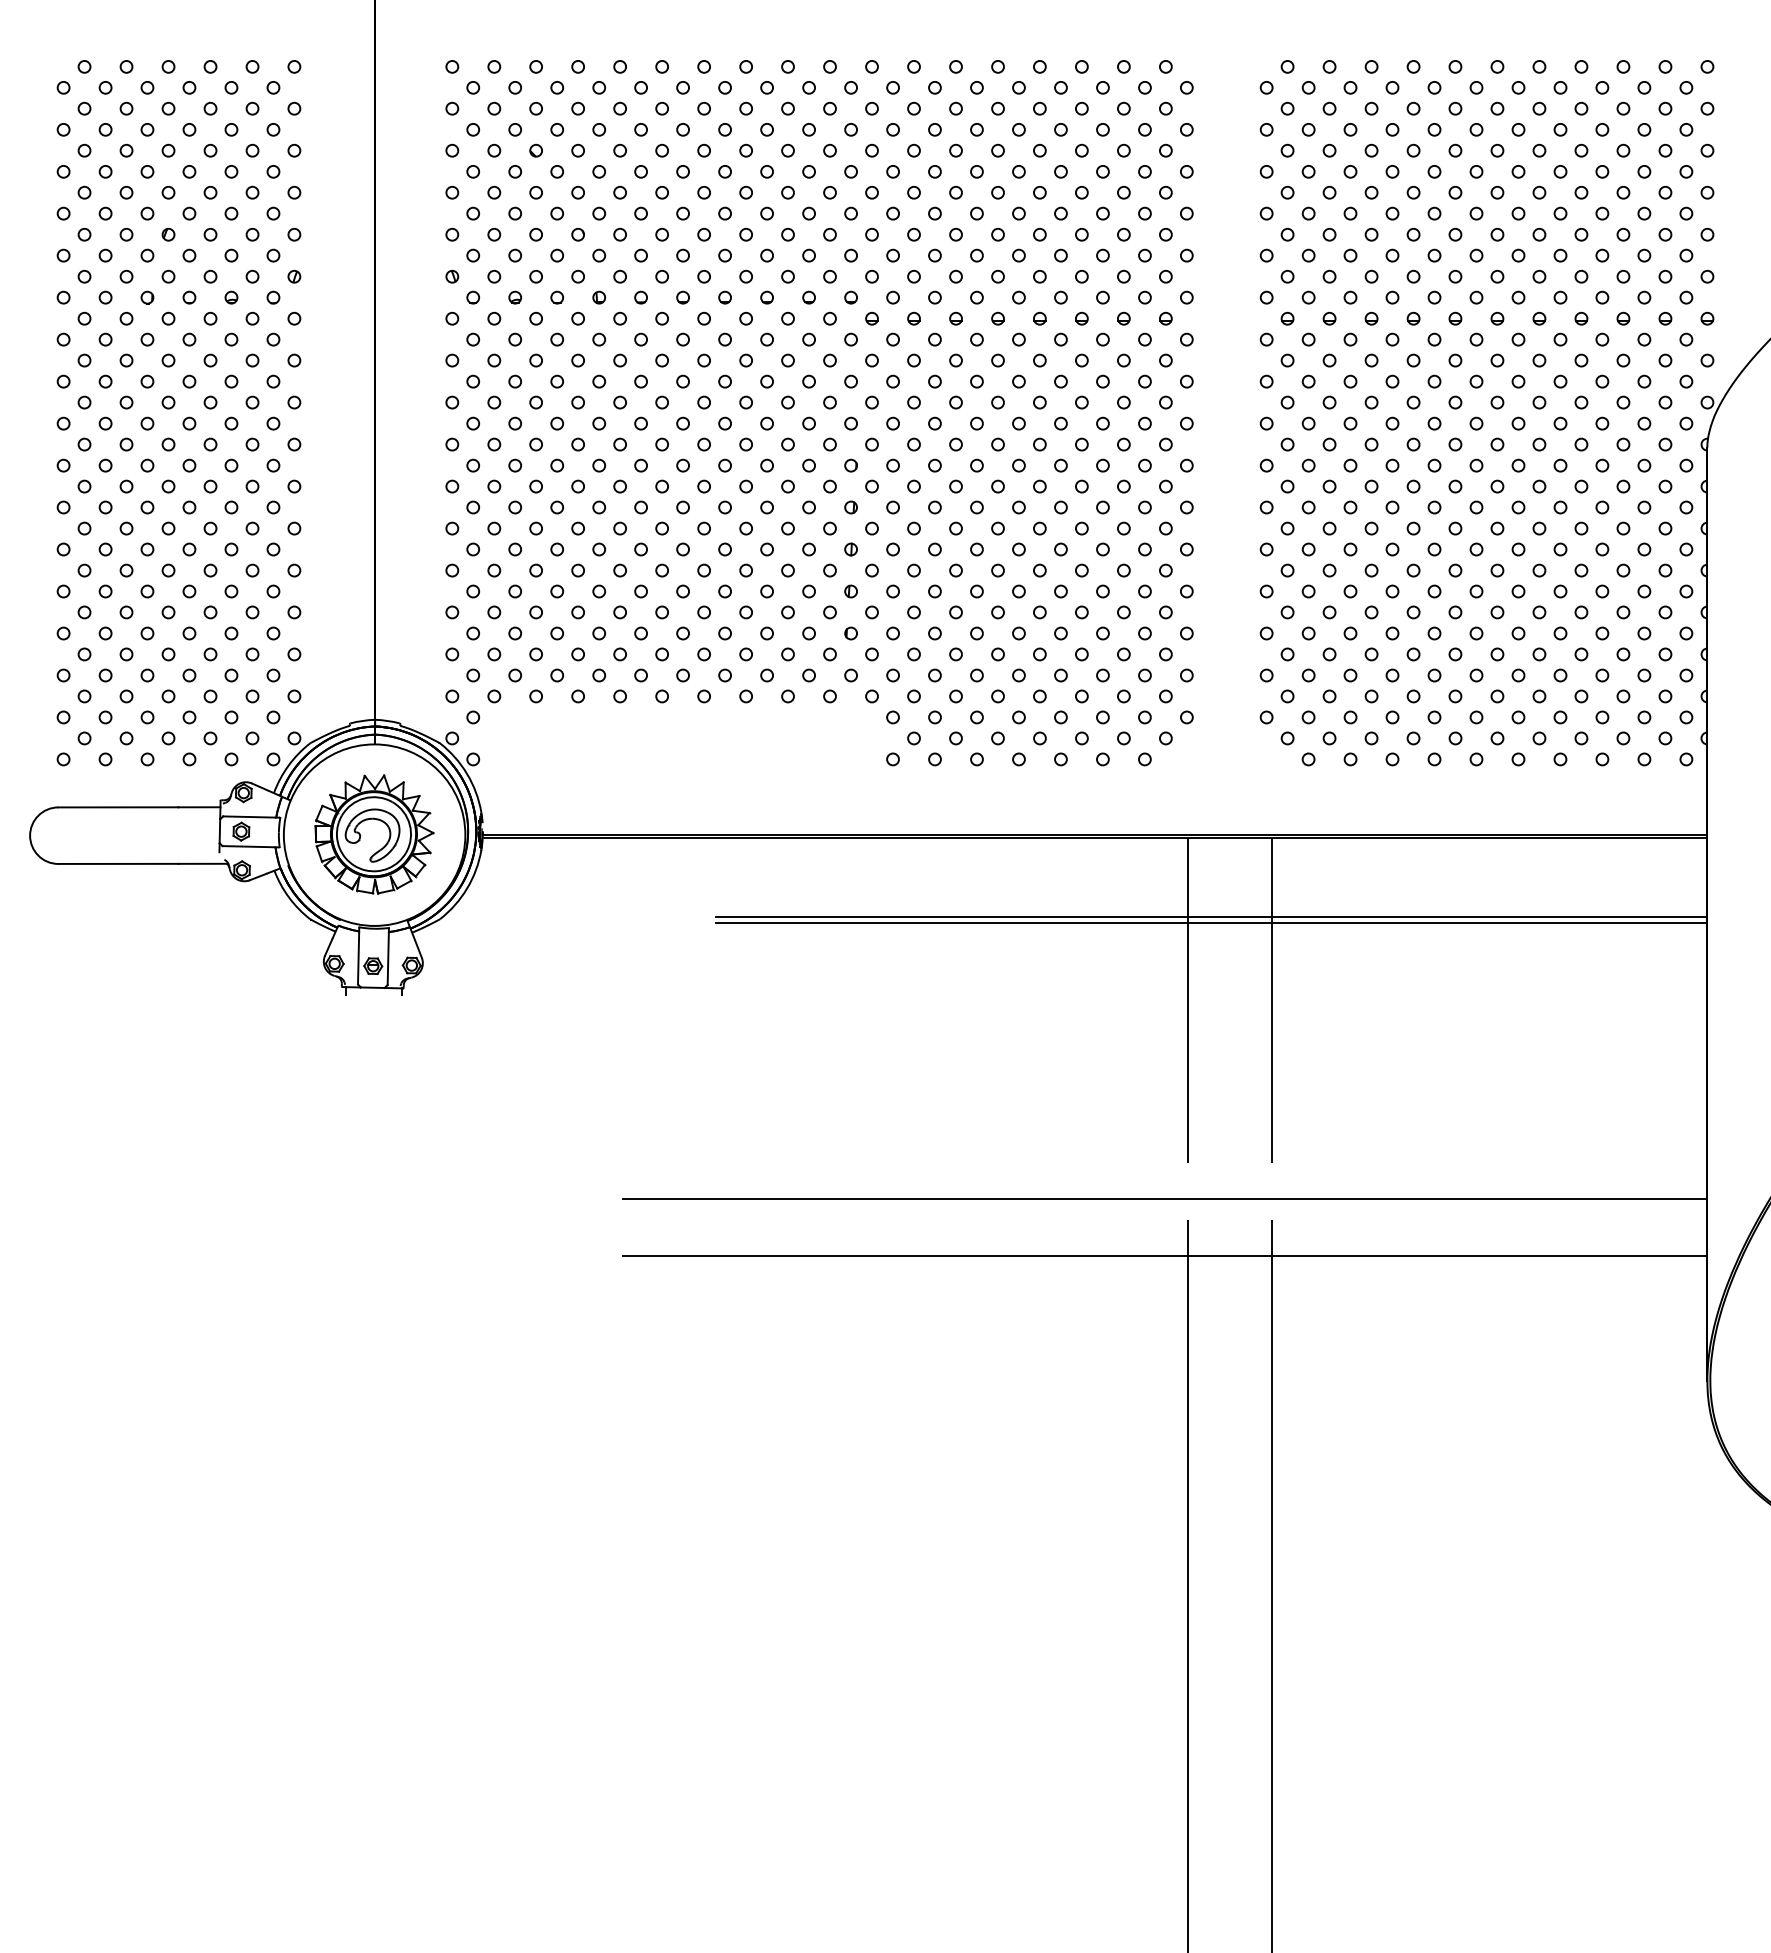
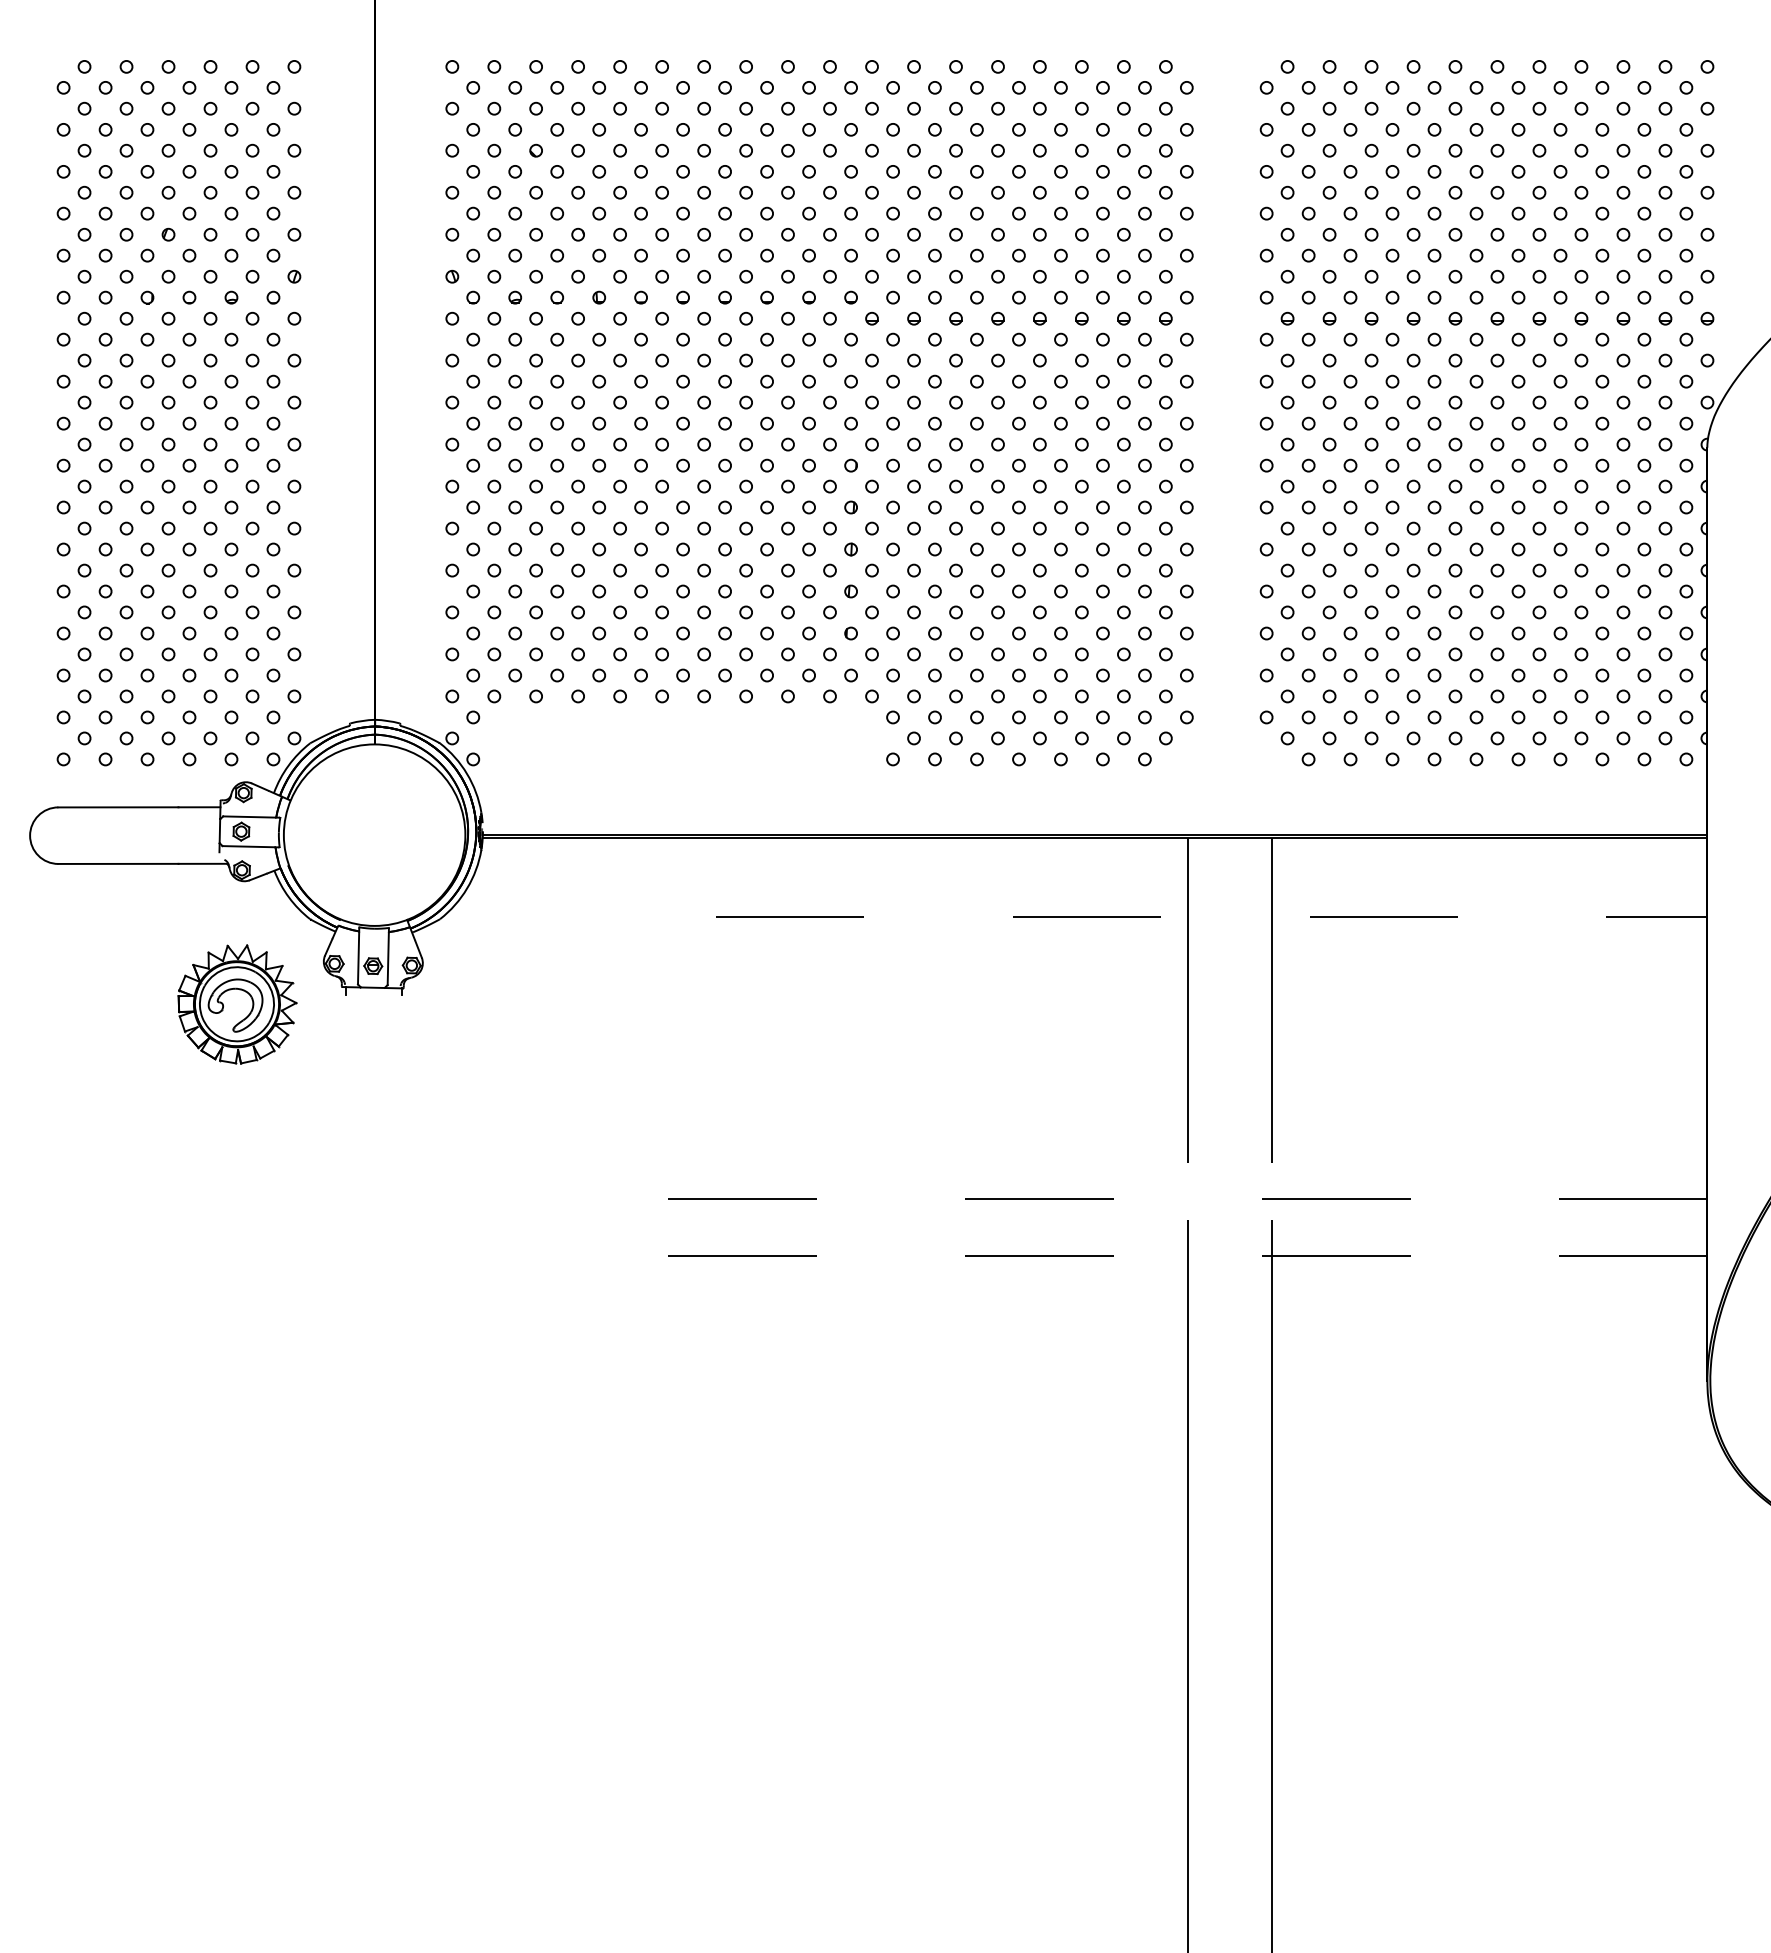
part position: (374, 834) -> (237, 1004) (237, 1004)
line: solid -> dashed (1211, 917)
line: present -> none (1211, 923)
line: solid -> dashed (1164, 1199)
line: solid -> dashed (1164, 1255)
